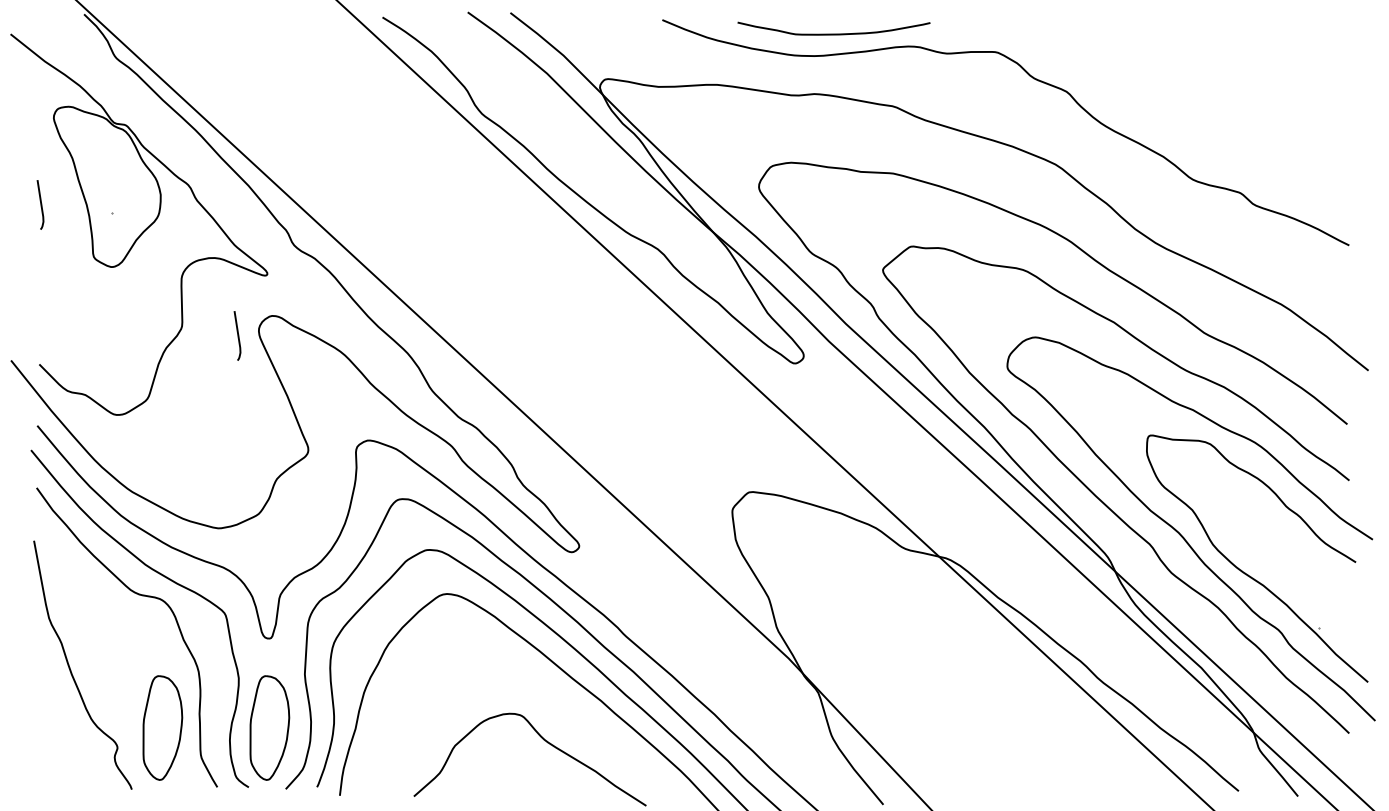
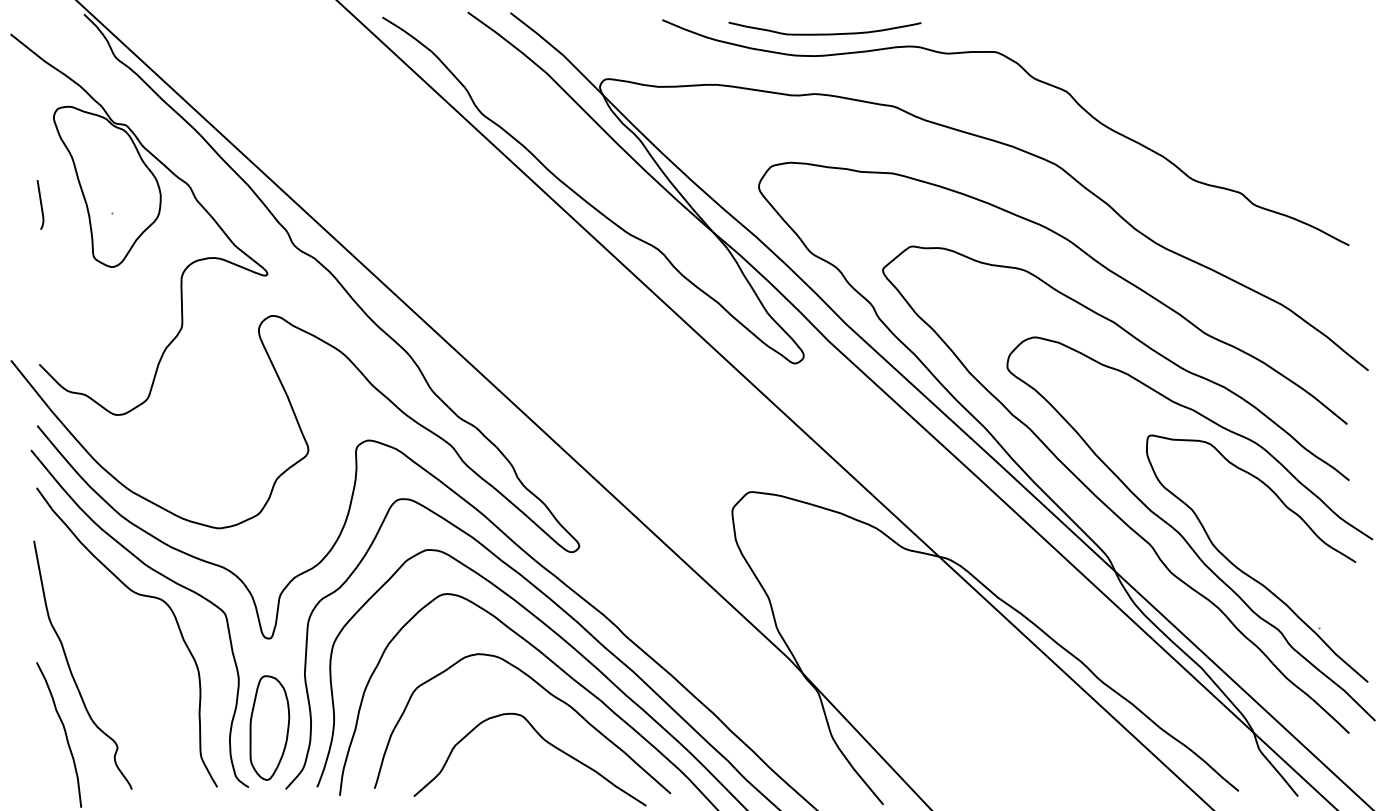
curve position: (833, 33) -> (824, 33) (824, 33)
curve: present -> none (237, 335)
curve: none -> present (549, 694)
part: present -> none (162, 727)
curve: none -> present (64, 733)
